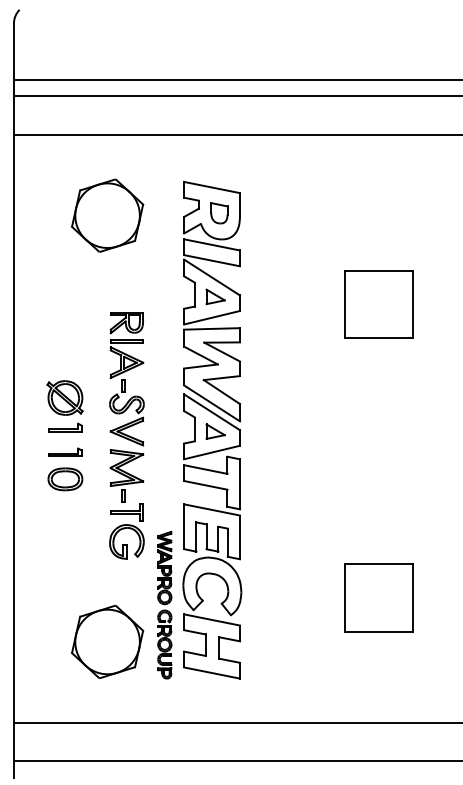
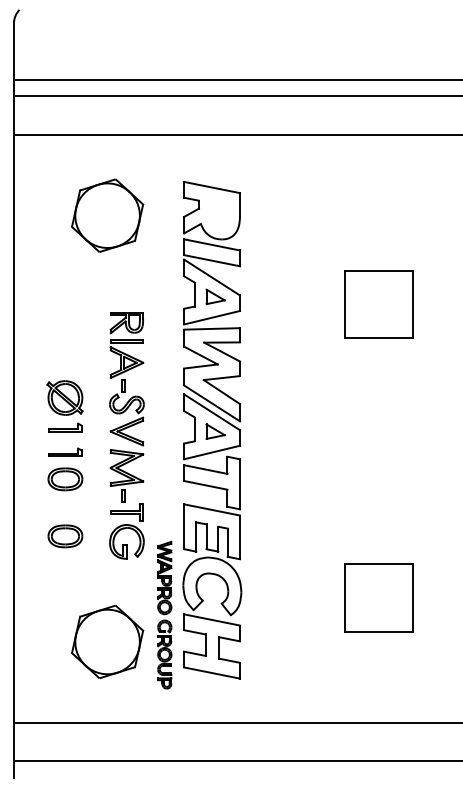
part: present -> none (219, 213)
part: none -> present (65, 536)
part position: (164, 604) -> (164, 614) (164, 614)
